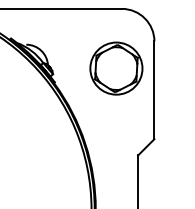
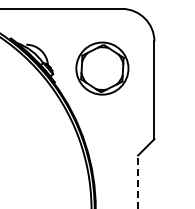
part position: (116, 68) -> (102, 68) (102, 68)
line: solid -> dashed (138, 181)
